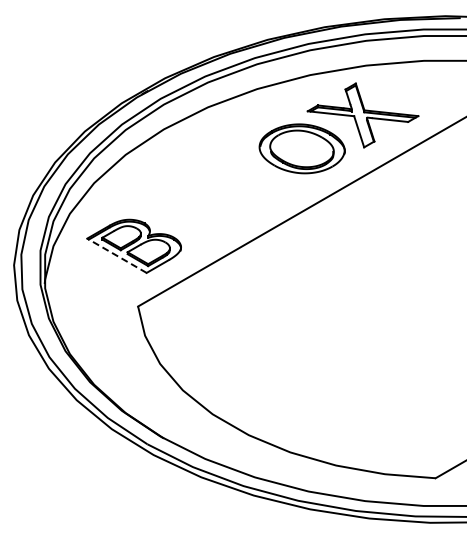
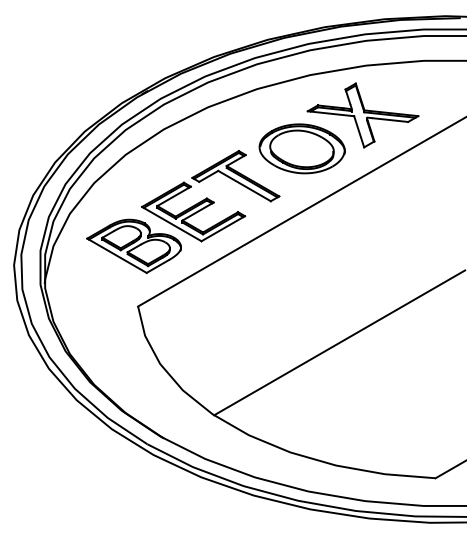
part: none -> present (210, 196)
line: dashed -> solid (116, 255)
line: none -> present (338, 343)
